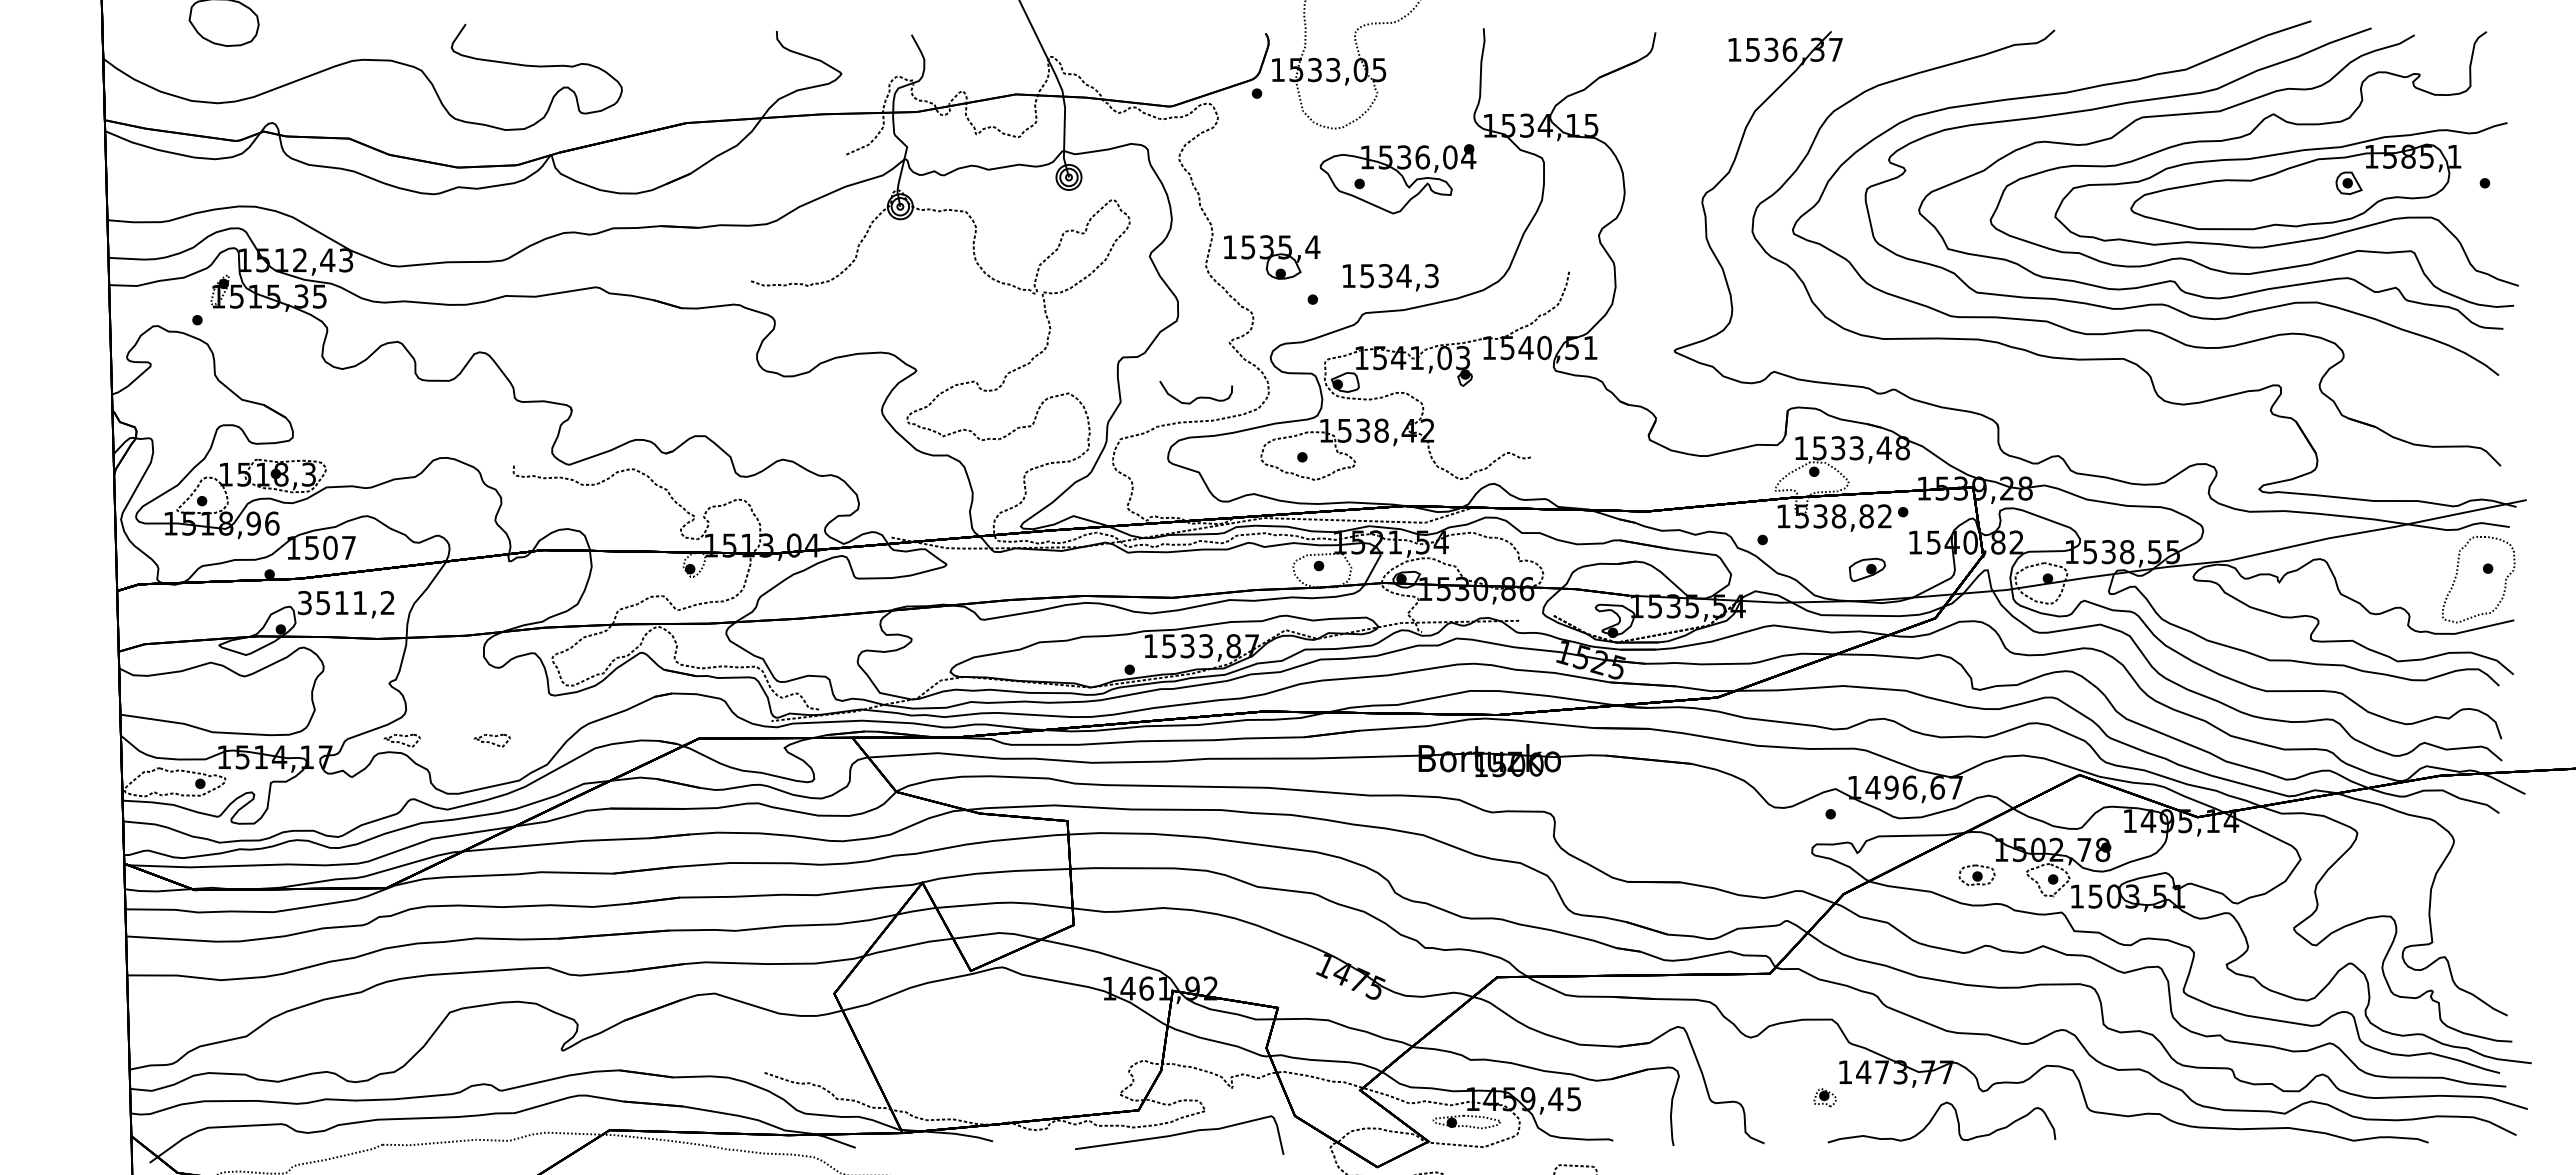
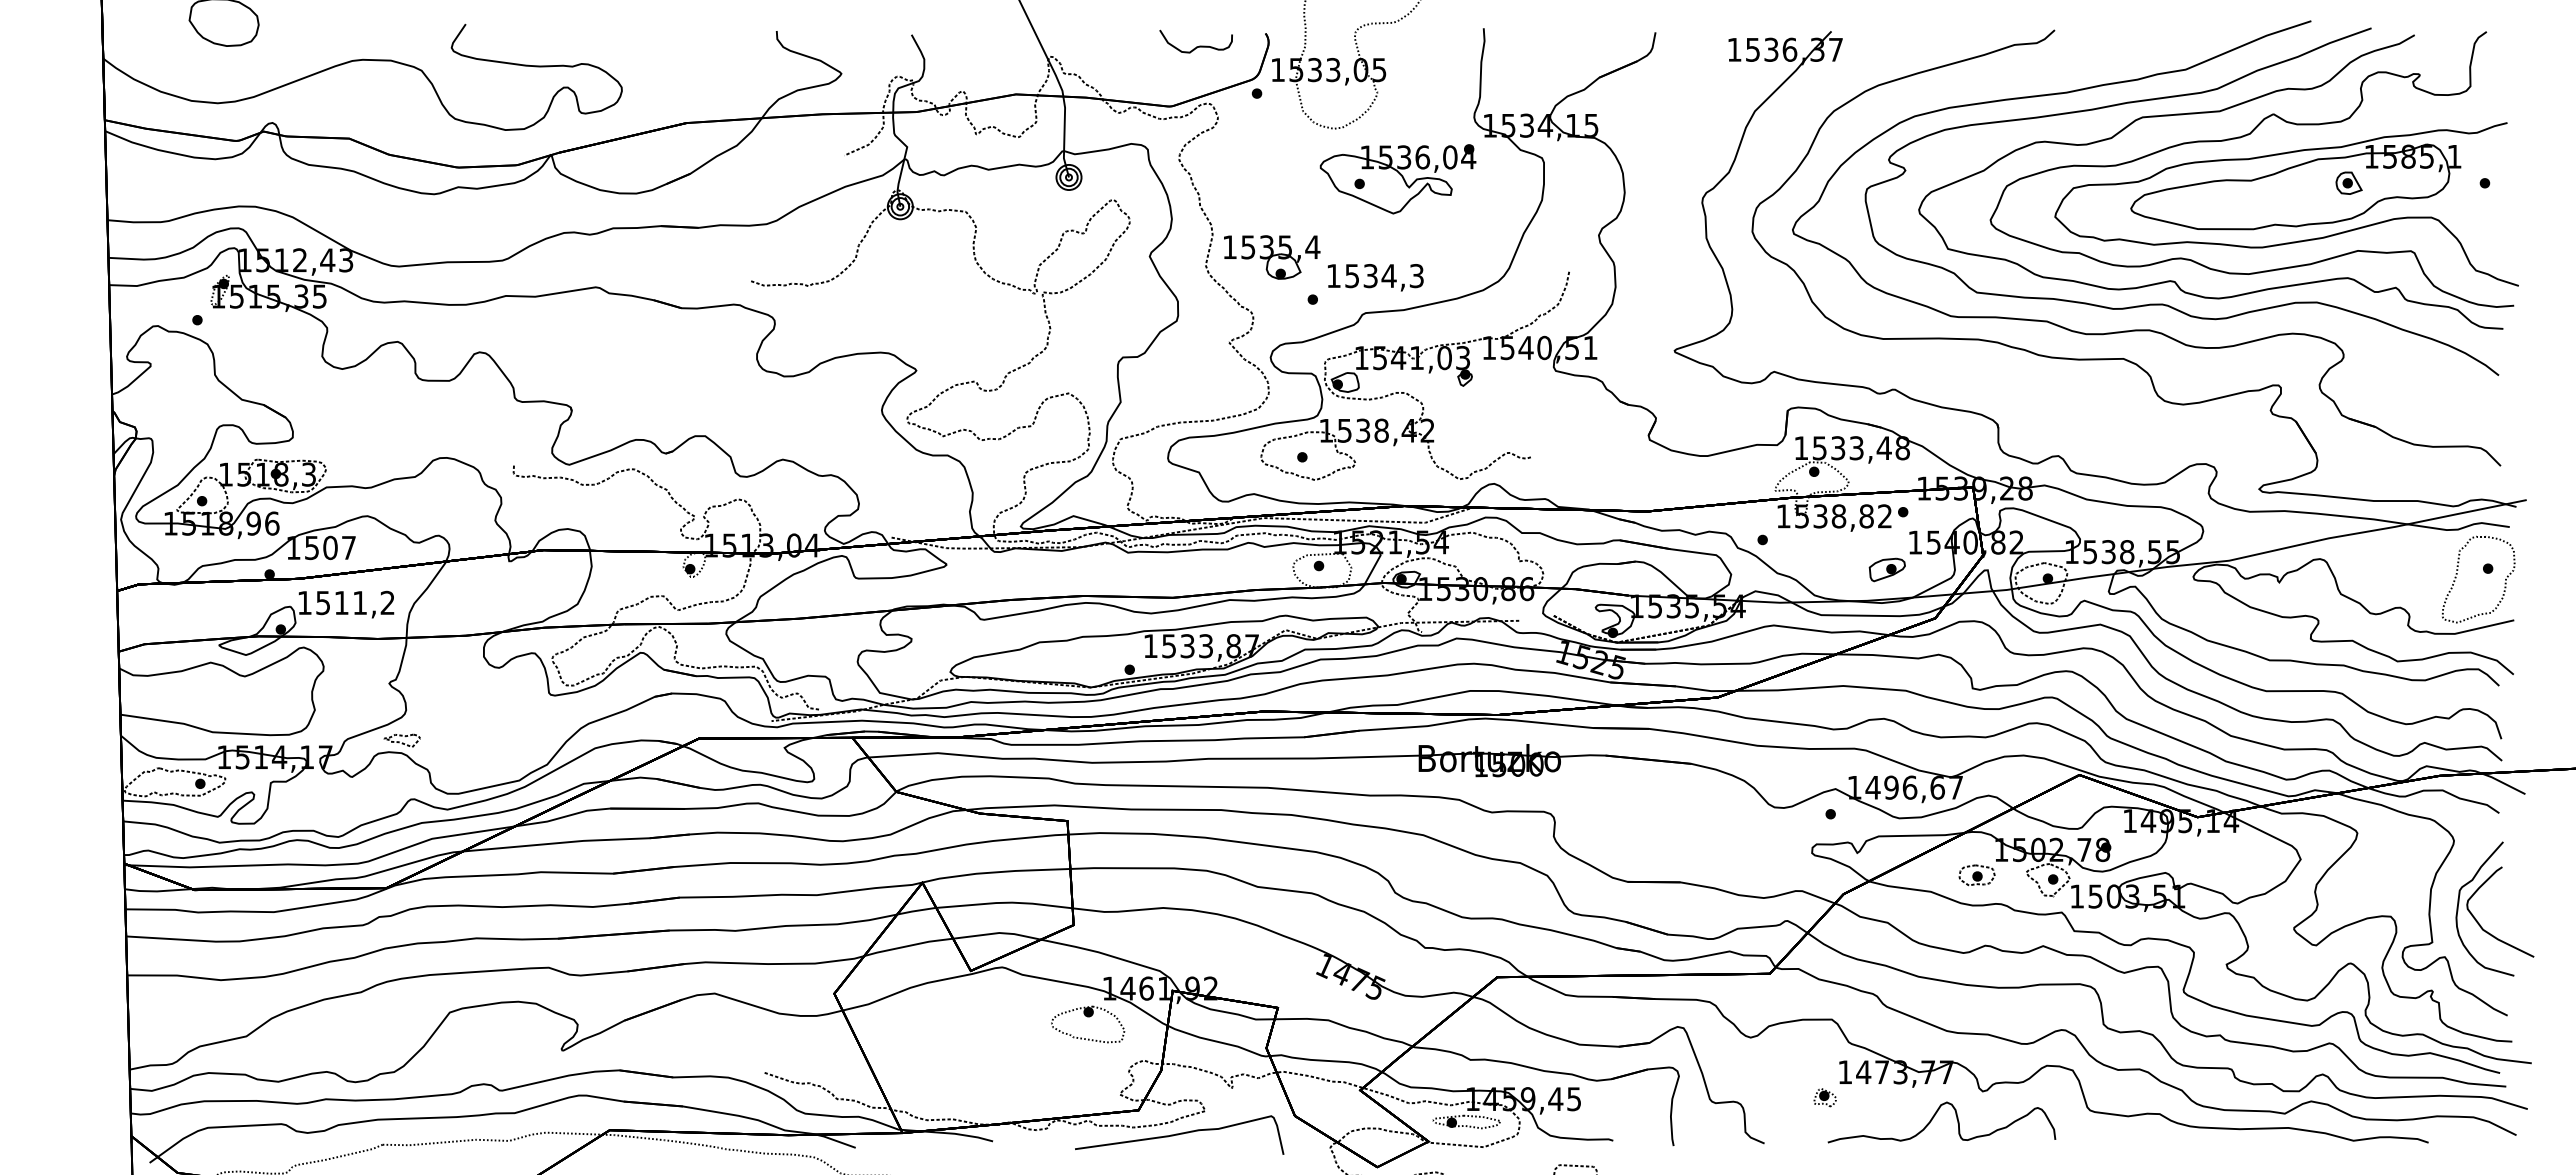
text position: (1390, 277) -> (1375, 277) (1375, 277)
curve position: (1196, 397) -> (1196, 46) (1196, 46)
part position: (1866, 569) -> (1886, 569) (1886, 569)
text: 3511,2 -> 1511,2 (304, 602)
part: present -> none (491, 740)
part: none -> present (2478, 921)
part: none -> present (1088, 1017)
